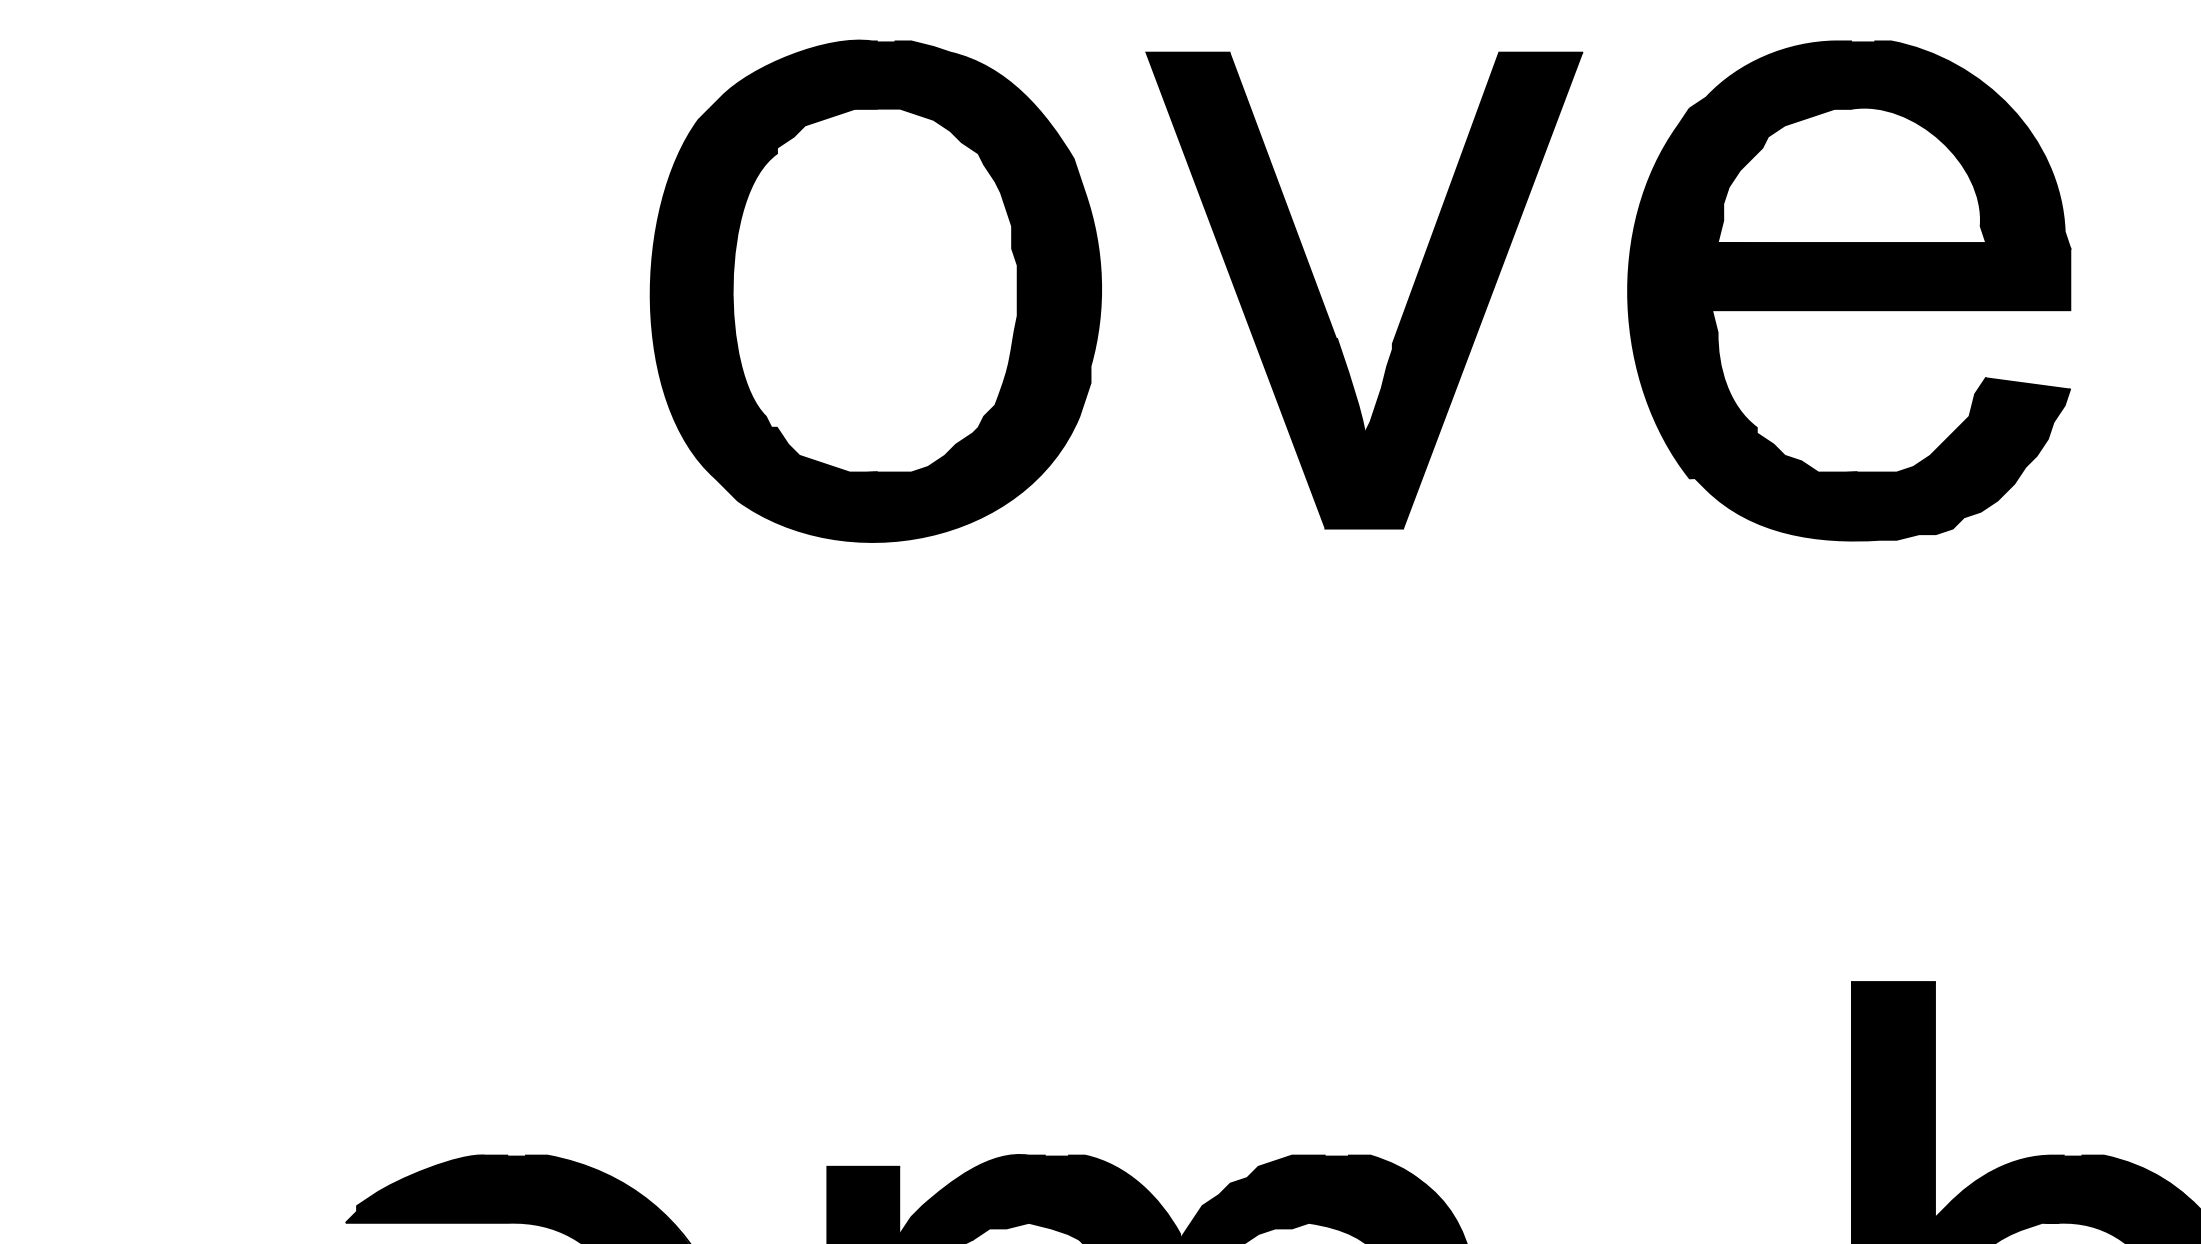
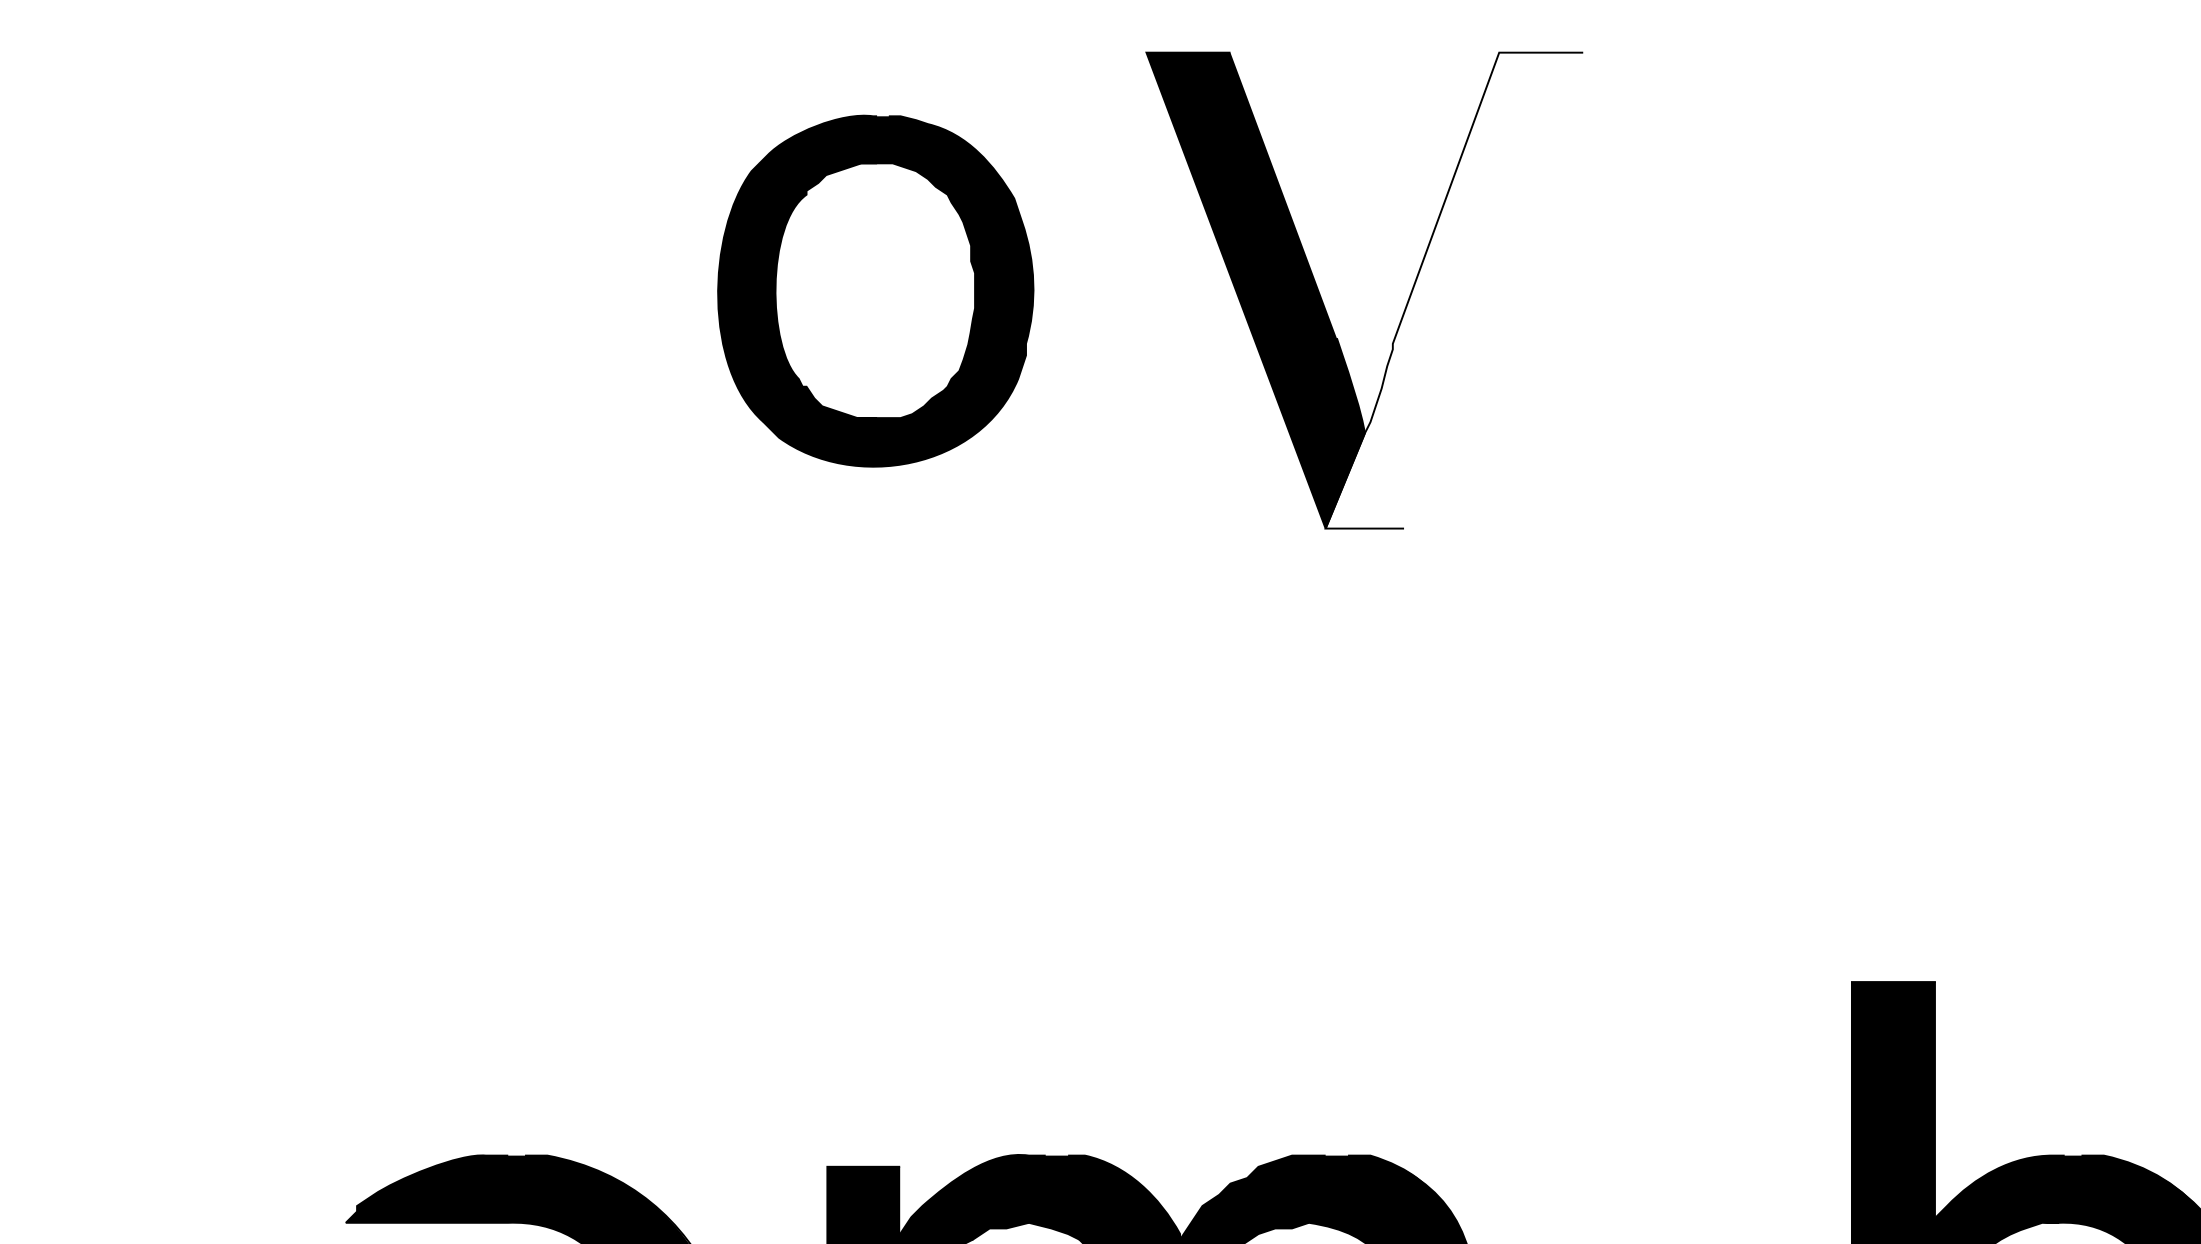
part size: 453x504 px -> 318x354 px (875, 290)
fill: present -> none (1454, 290)
part: present -> none (1849, 290)
